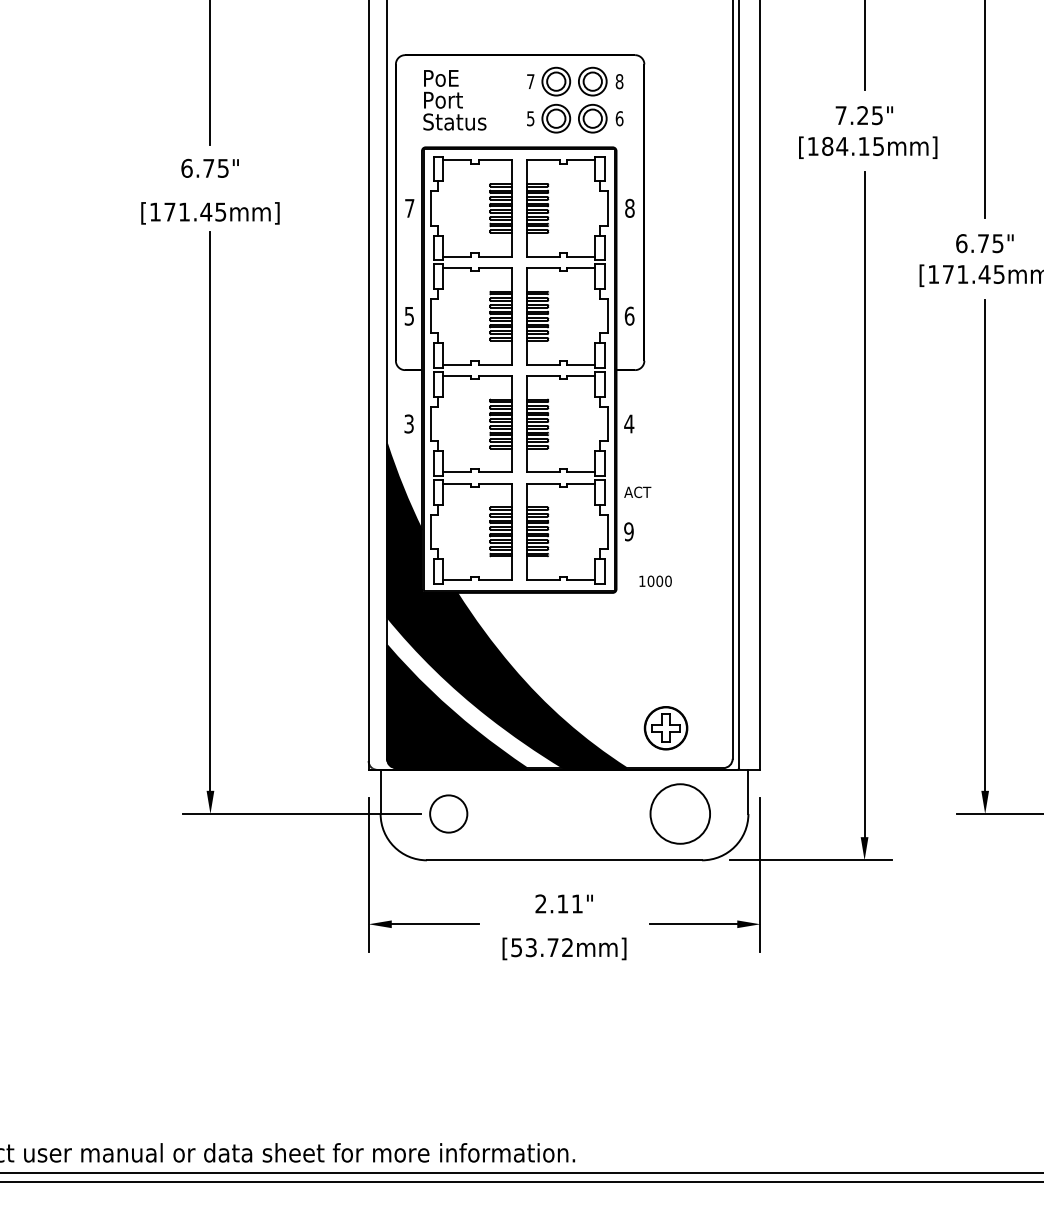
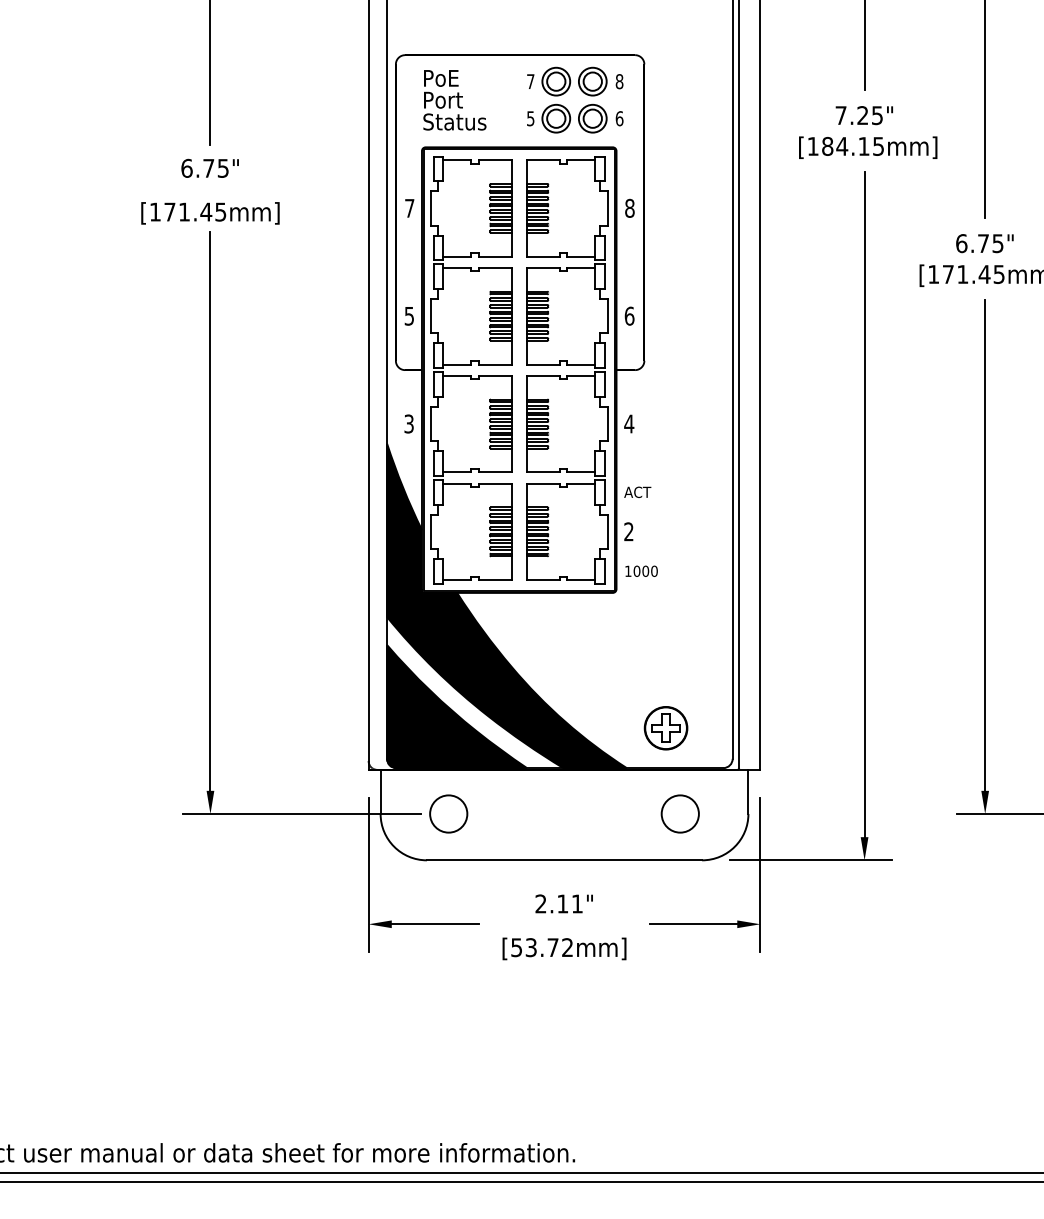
text: 9 -> 2 (628, 531)
text position: (655, 580) -> (641, 570) (641, 570)
circle diameter: 60 px -> 37 px (679, 813)
